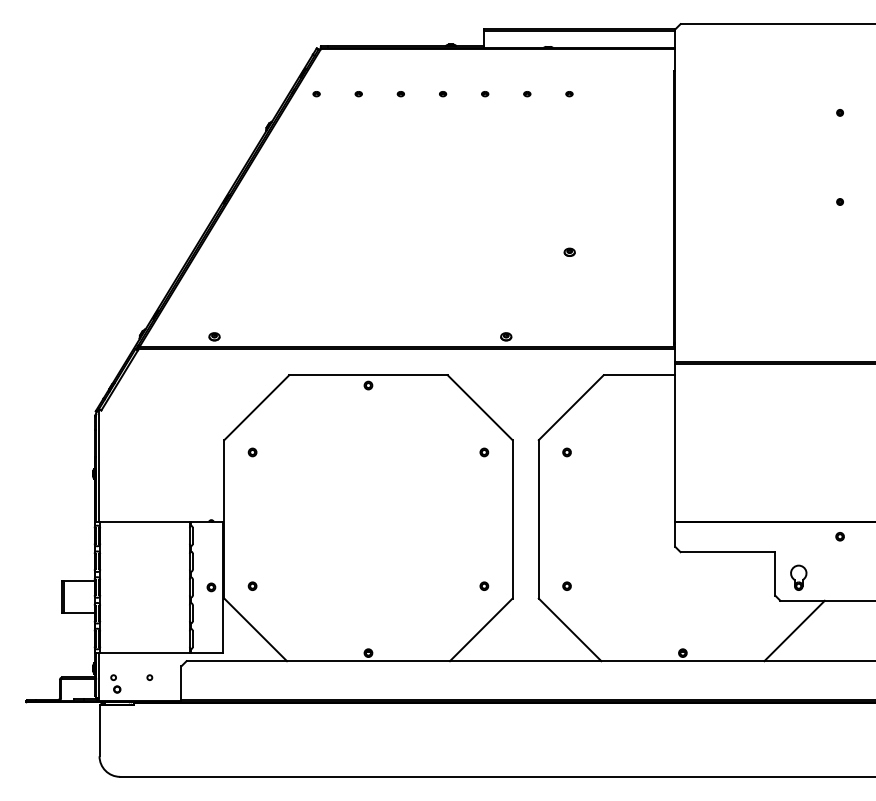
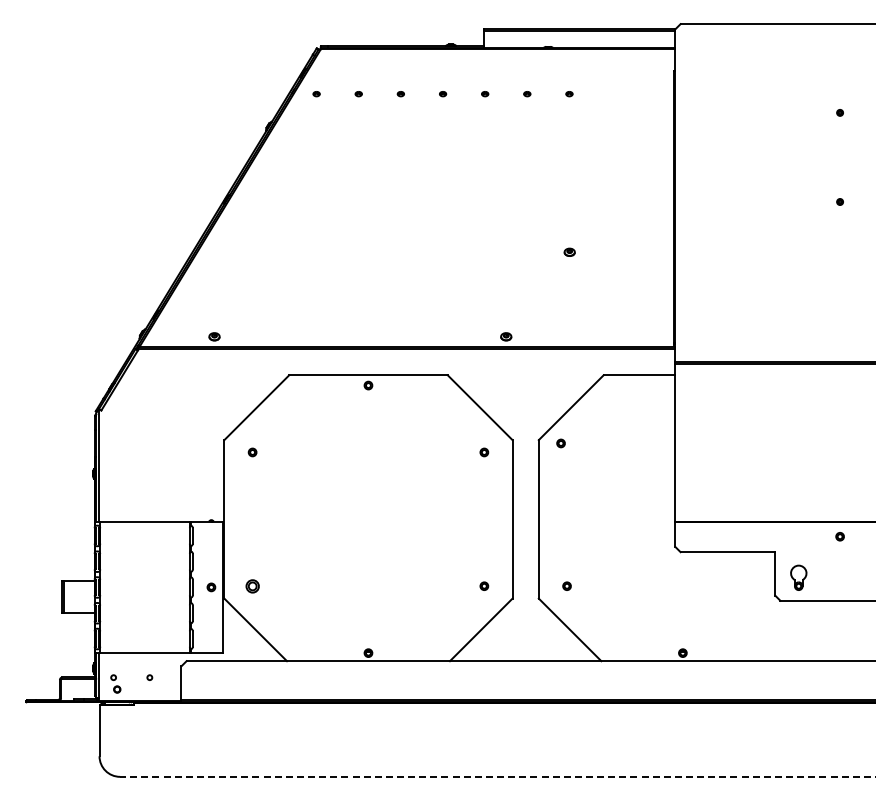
part position: (566, 452) -> (560, 443) (560, 443)
part size: 11x10 px -> 15x15 px (252, 586)
line: present -> none (794, 630)
line: solid -> dashed (497, 776)
